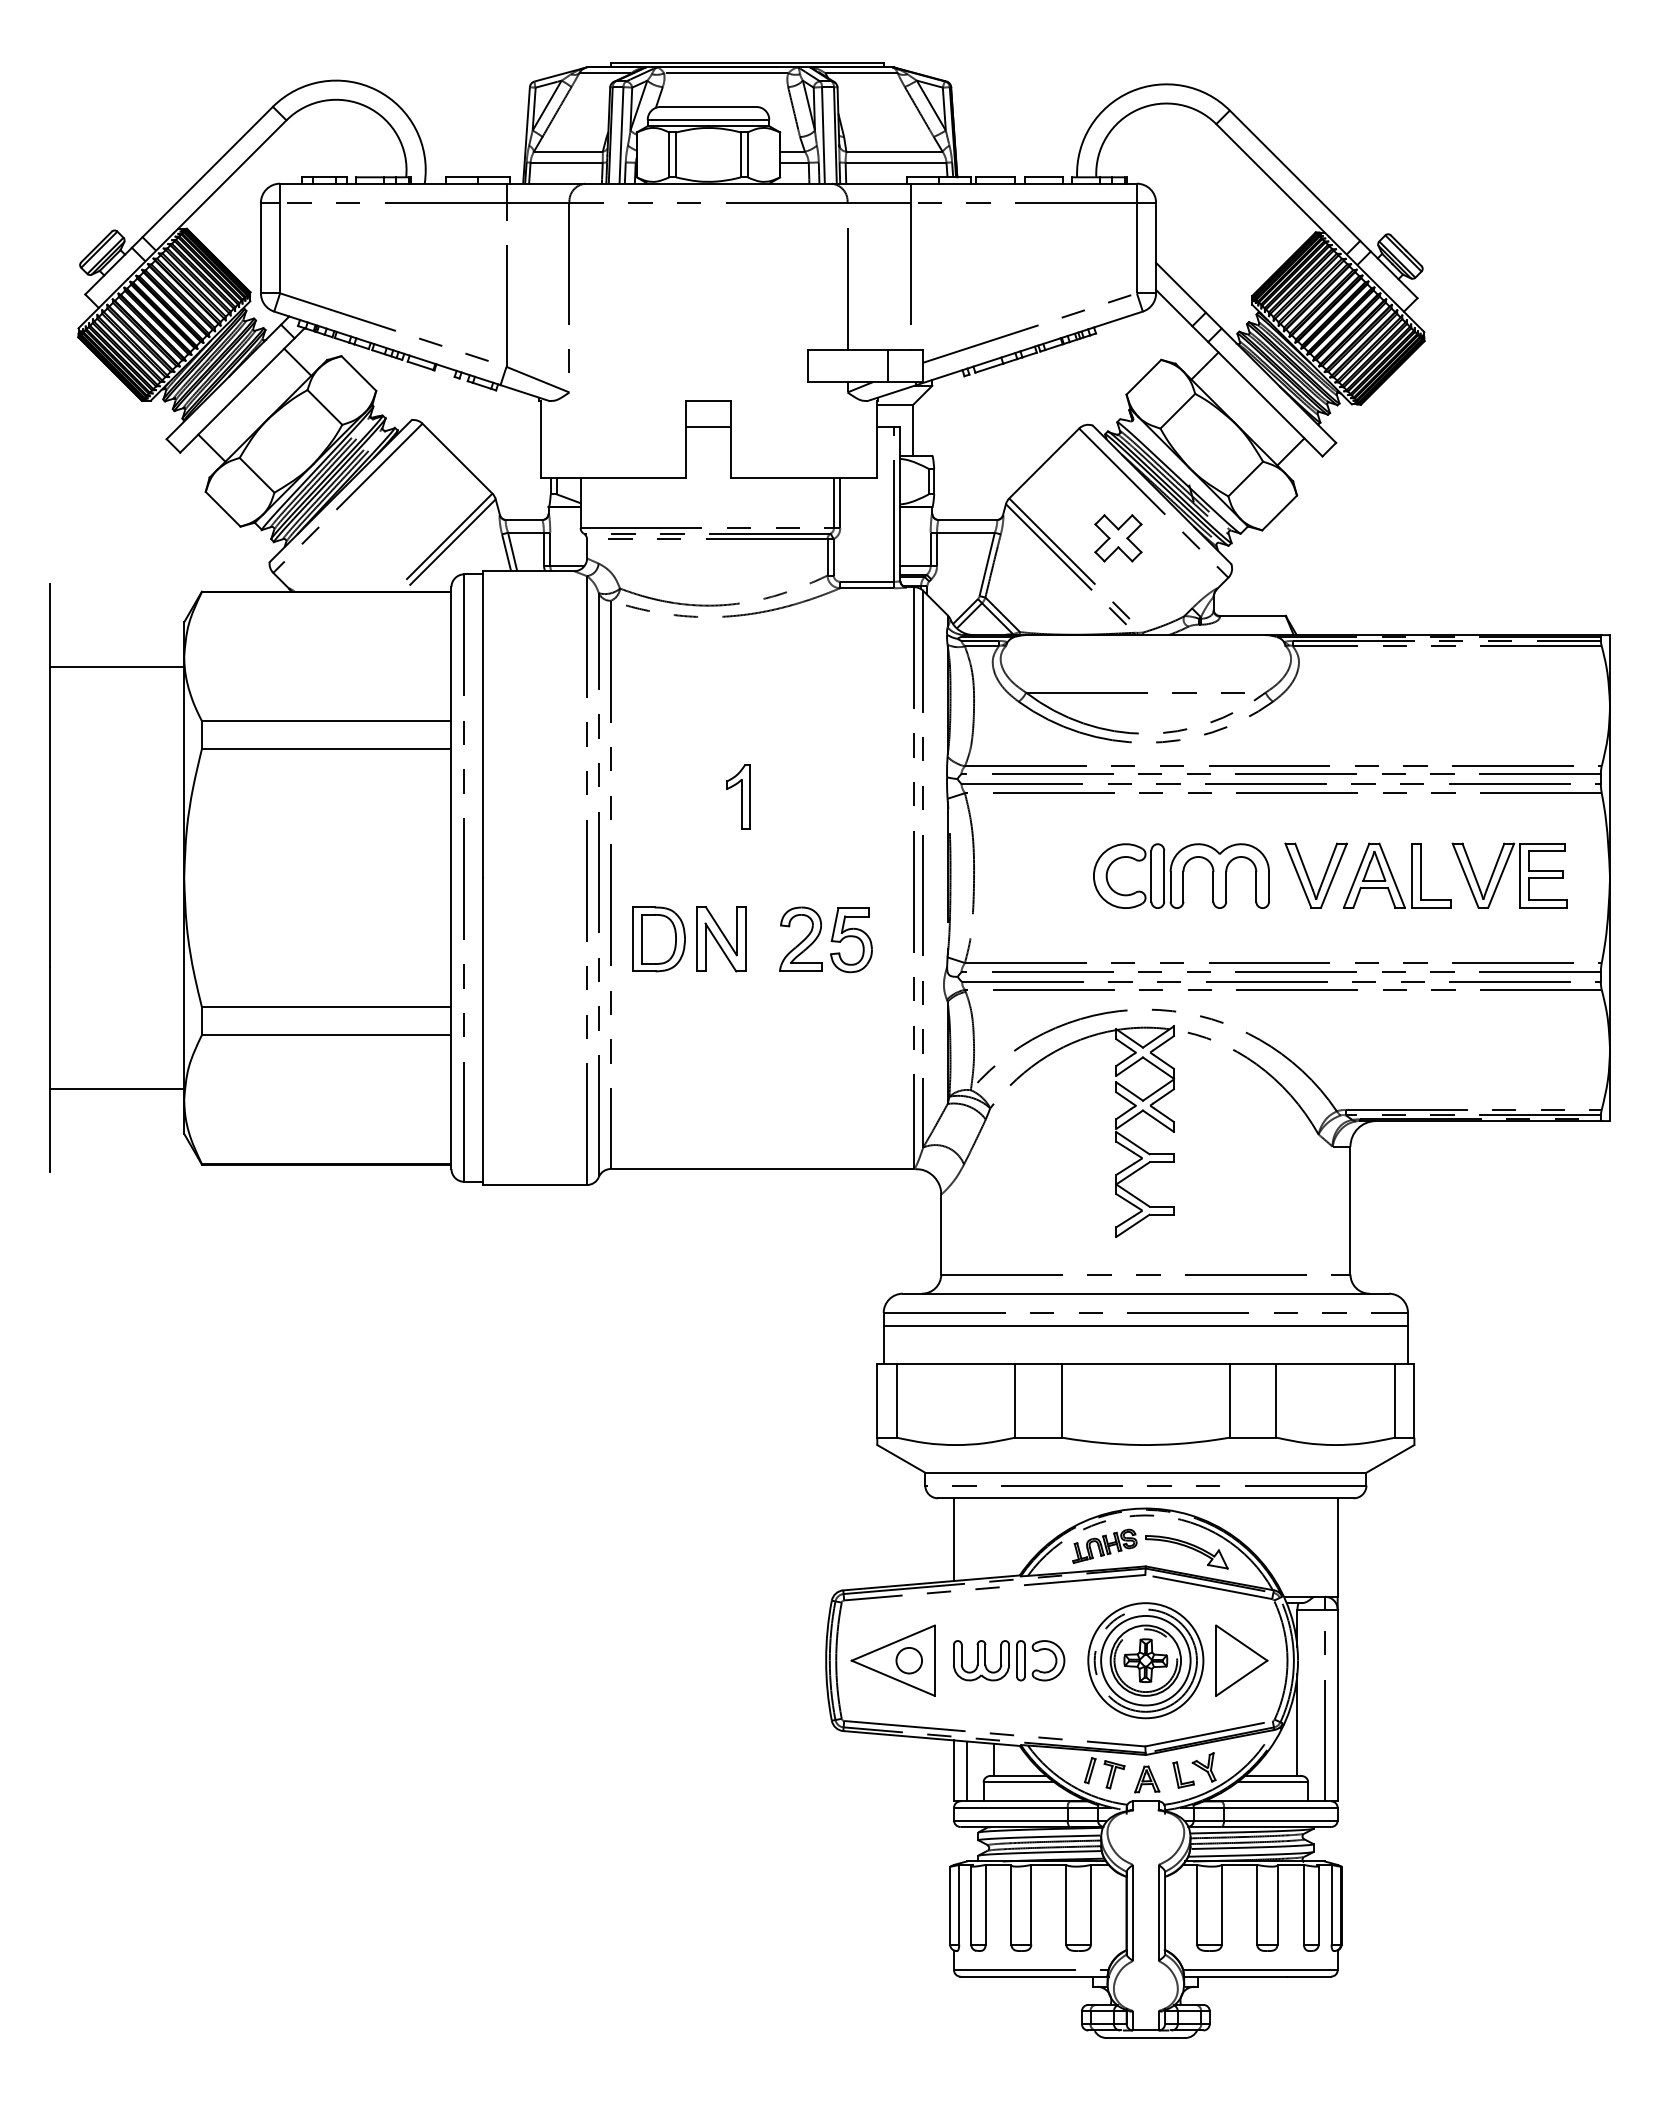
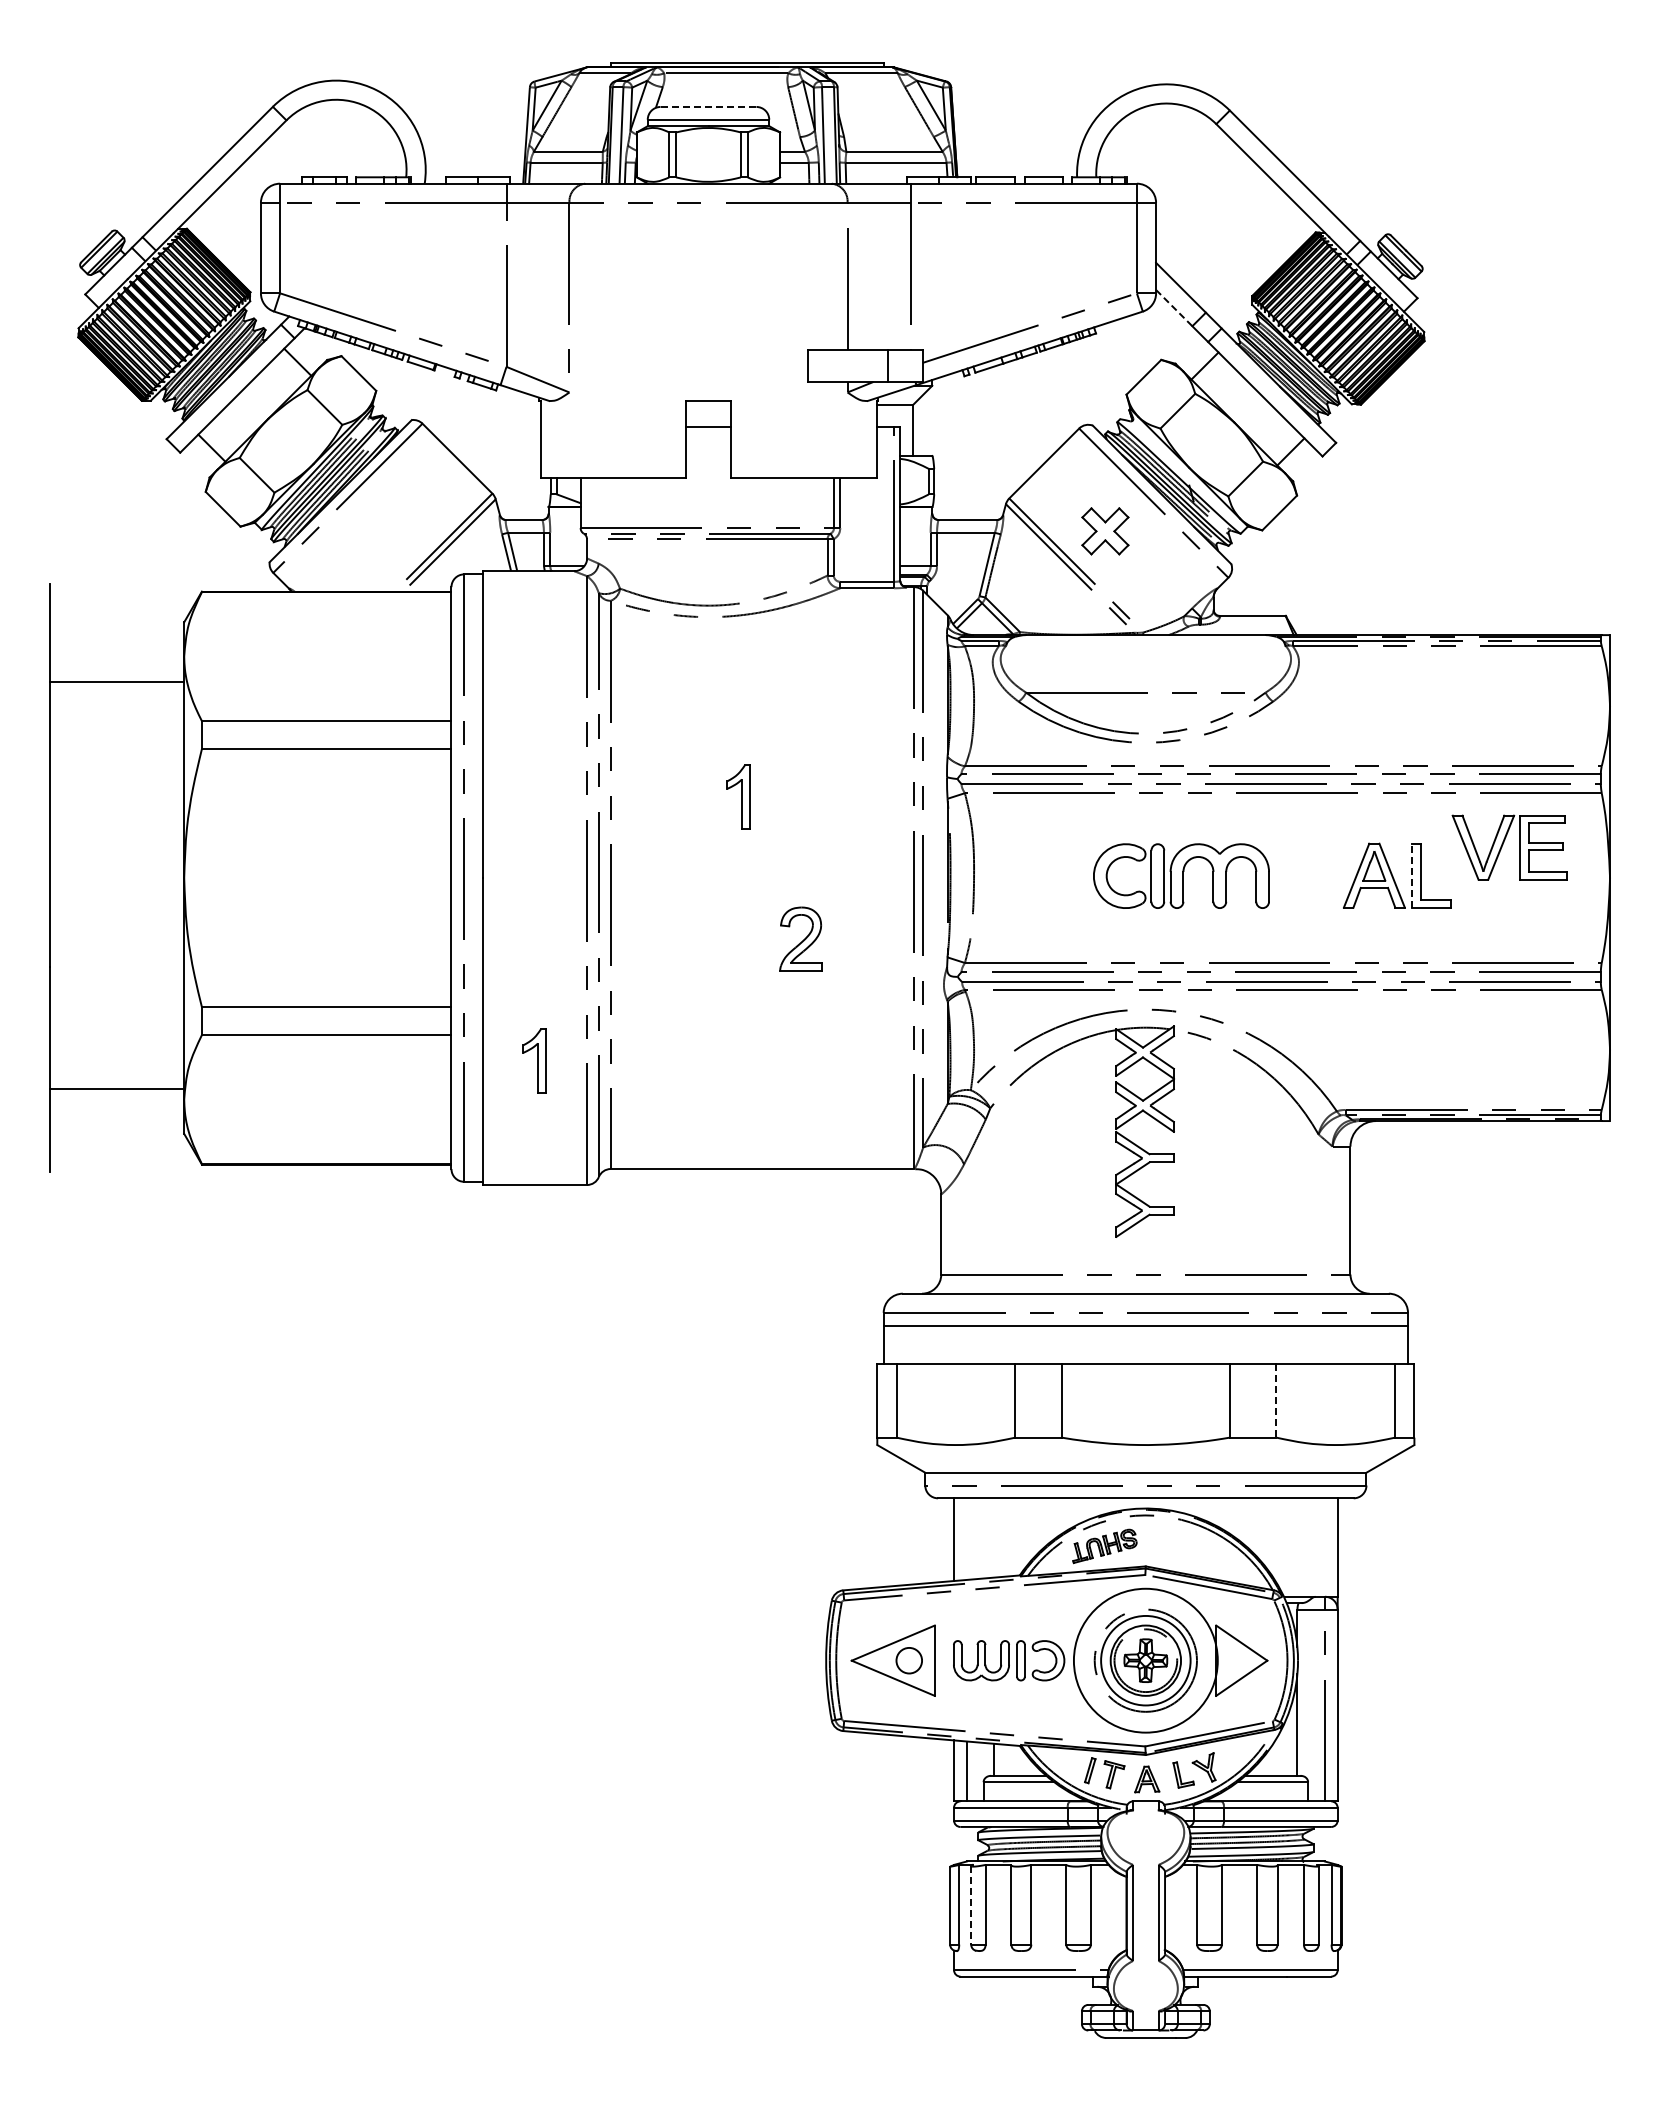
line: solid -> dashed (708, 106)
line: solid -> dashed (1174, 308)
part position: (1118, 538) -> (1105, 531) (1105, 531)
line position: (116, 667) -> (116, 682) (116, 682)
part position: (1503, 873) -> (1503, 845) (1503, 845)
line: solid -> dashed (1411, 875)
part: present -> none (1309, 877)
part: present -> none (658, 939)
part: present -> none (721, 939)
part: present -> none (851, 940)
part: none -> present (534, 1060)
line: solid -> dashed (1276, 1400)
part: present -> none (1186, 1552)
circle diameter: 115 px -> 144 px (1145, 1660)
line: solid -> dashed (971, 1905)
